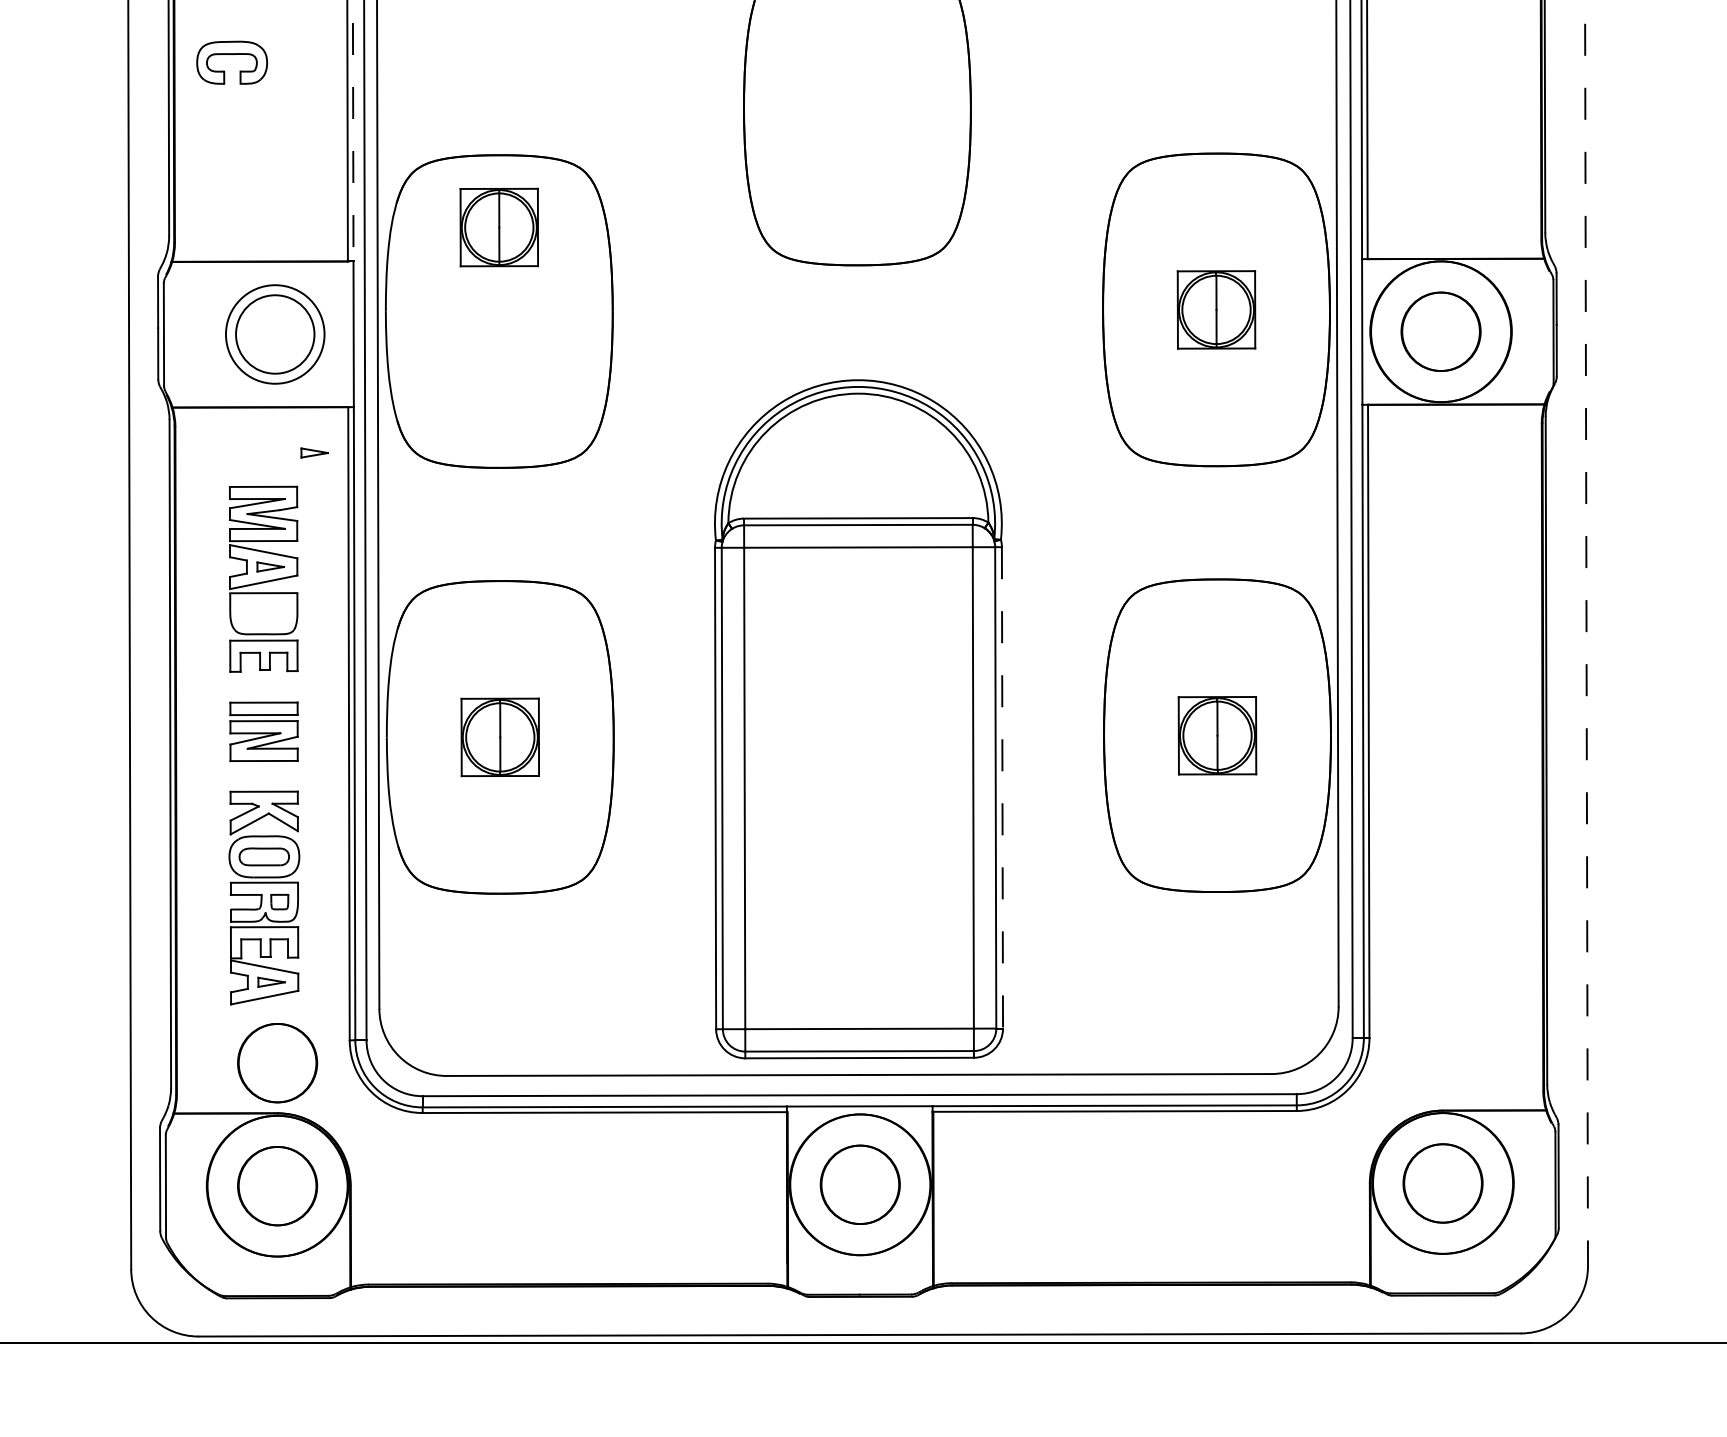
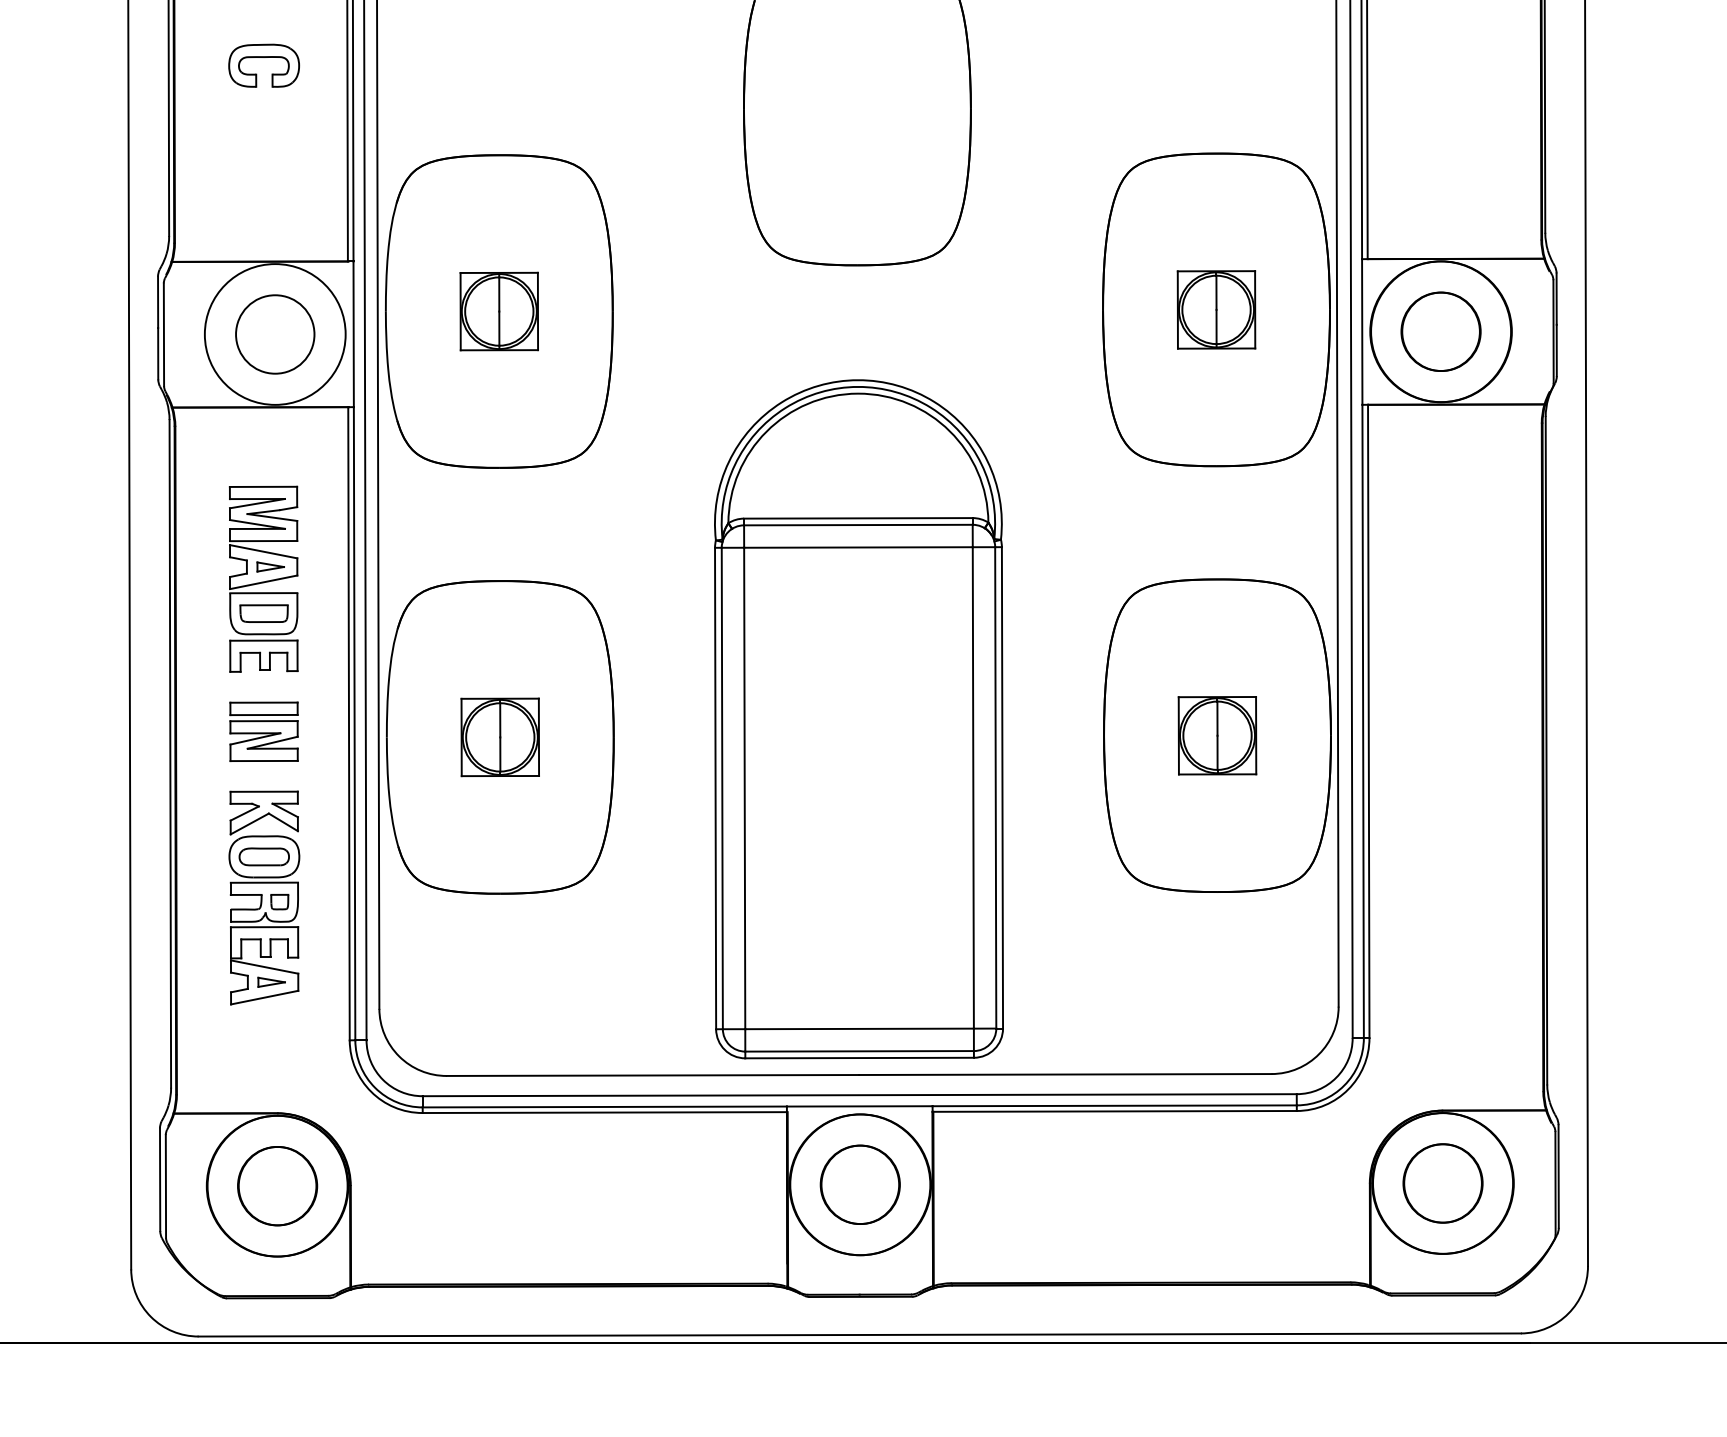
part position: (231, 54) -> (263, 57) (263, 57)
line: dashed -> solid (353, 131)
part position: (498, 227) -> (498, 311) (498, 311)
circle diameter: 99 px -> 141 px (274, 334)
part: present -> none (314, 452)
part: none -> present (263, 613)
line: dashed -> solid (1586, 633)
line: dashed -> solid (1002, 787)
part: present -> none (277, 1063)
